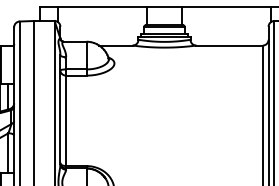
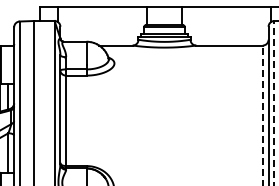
line: solid -> dashed (274, 102)
line: solid -> dashed (262, 115)
